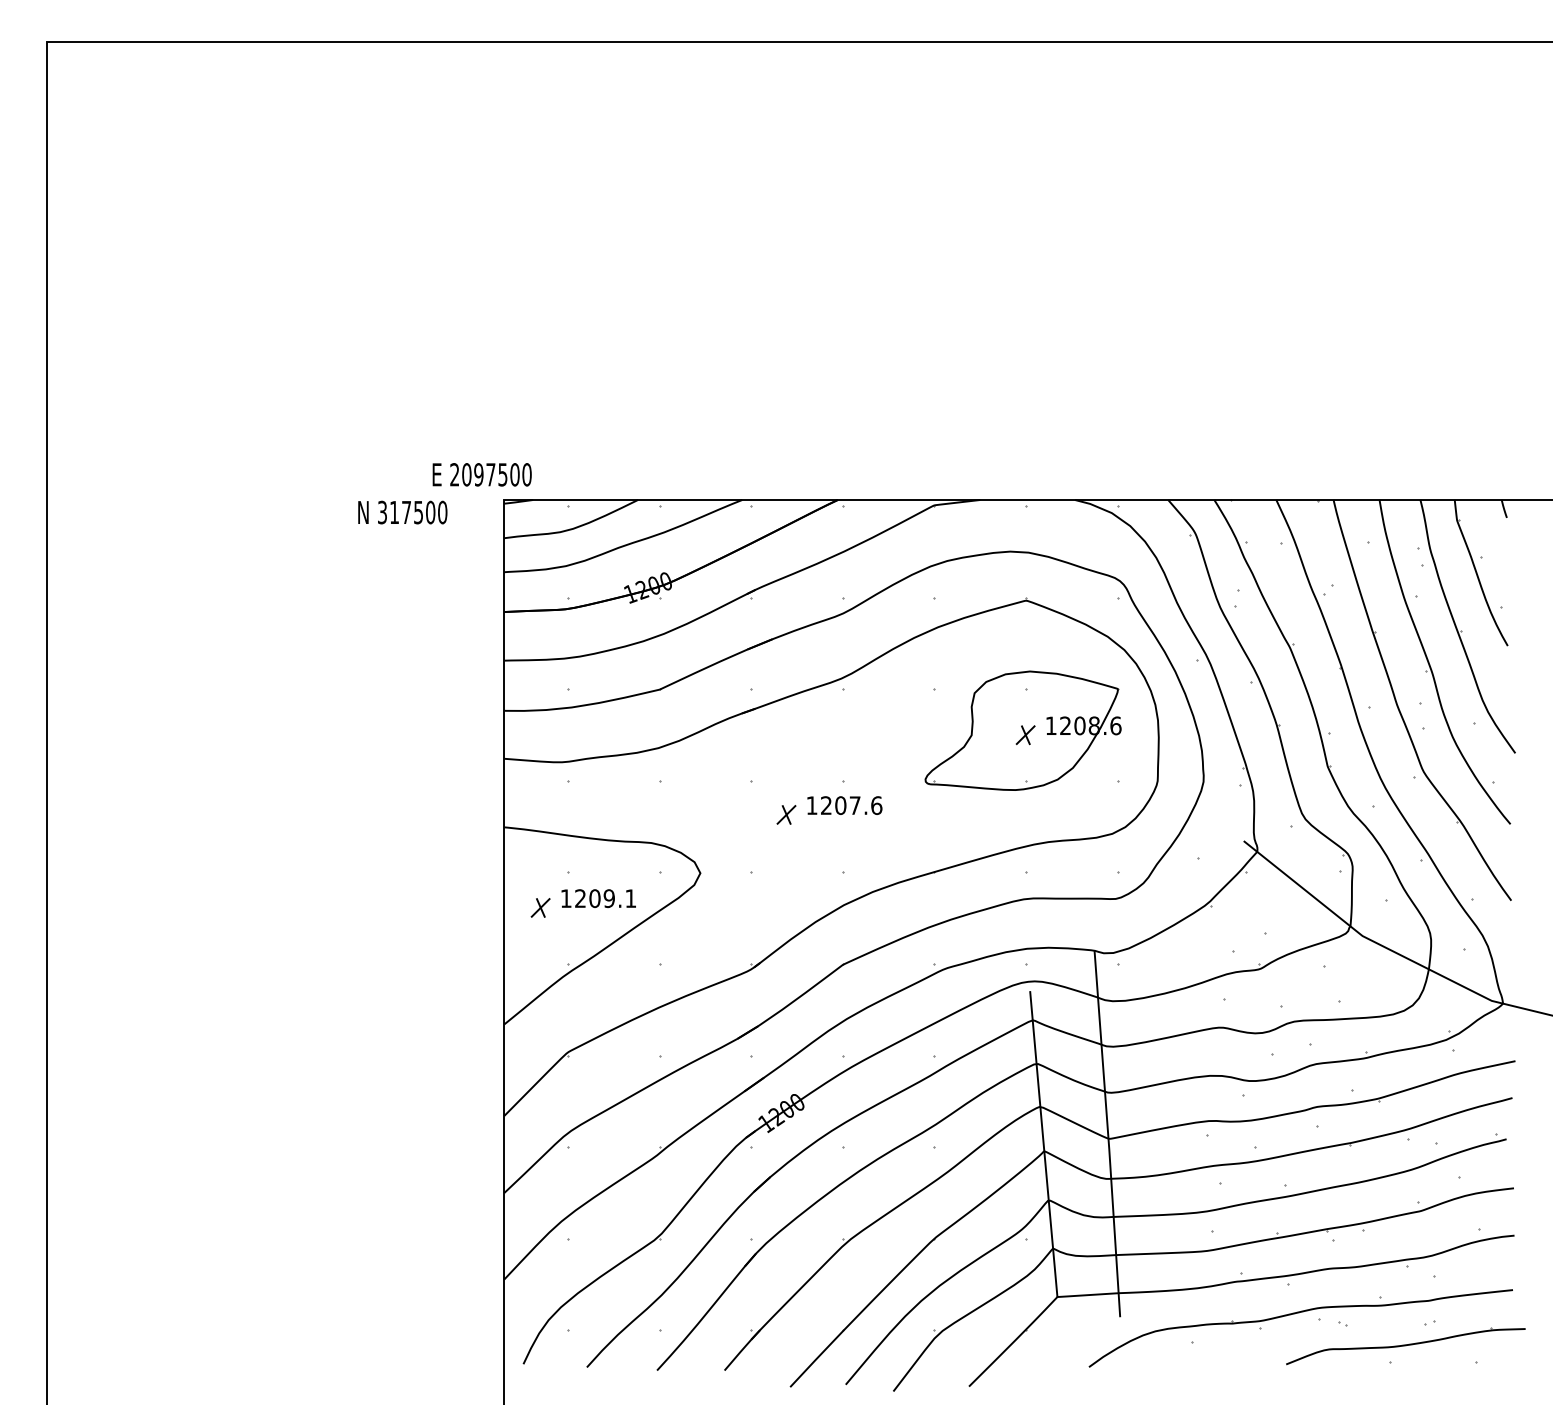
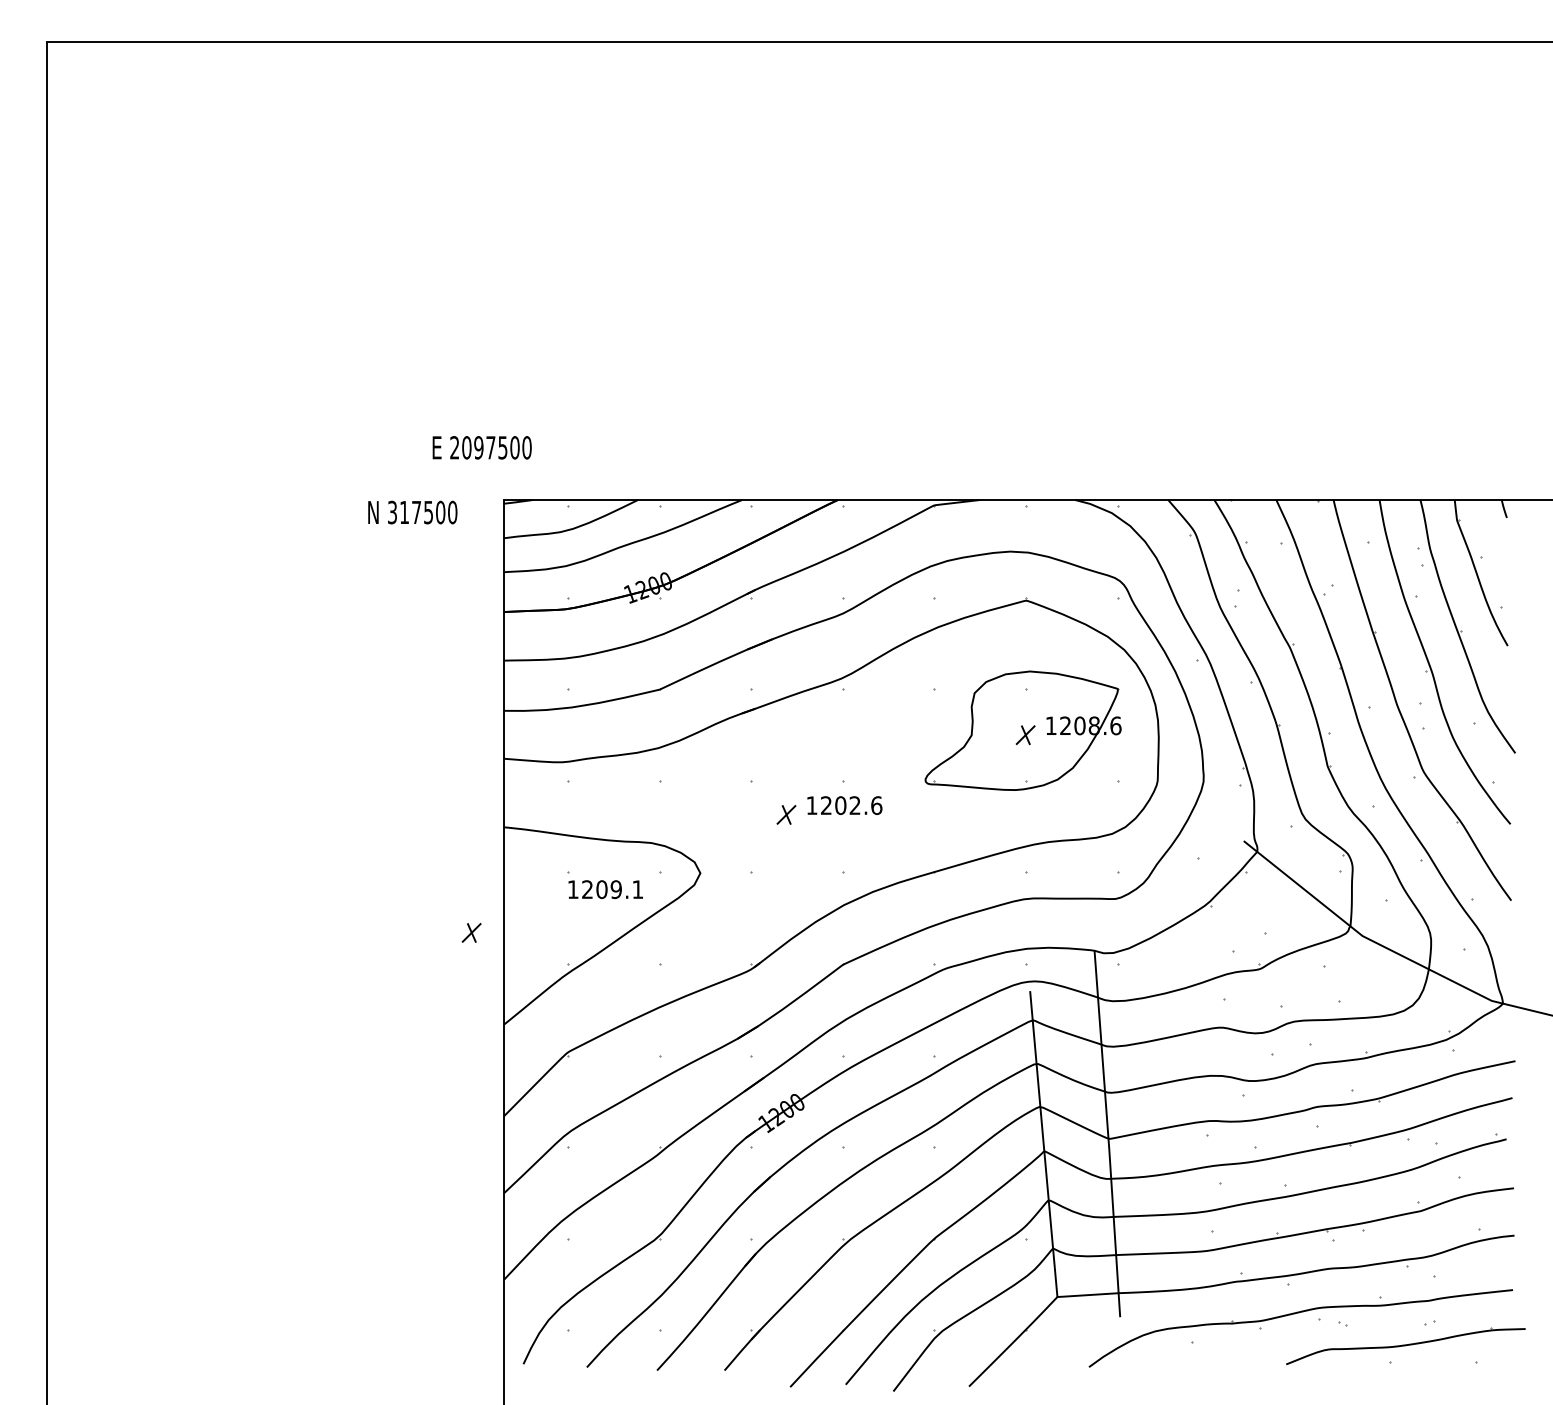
text position: (481, 474) -> (481, 447) (481, 447)
text position: (402, 512) -> (412, 512) (412, 512)
text: 1207.6 -> 1202.6 (854, 805)
text position: (598, 898) -> (605, 889) (605, 889)
part position: (540, 907) -> (471, 932) (471, 932)
